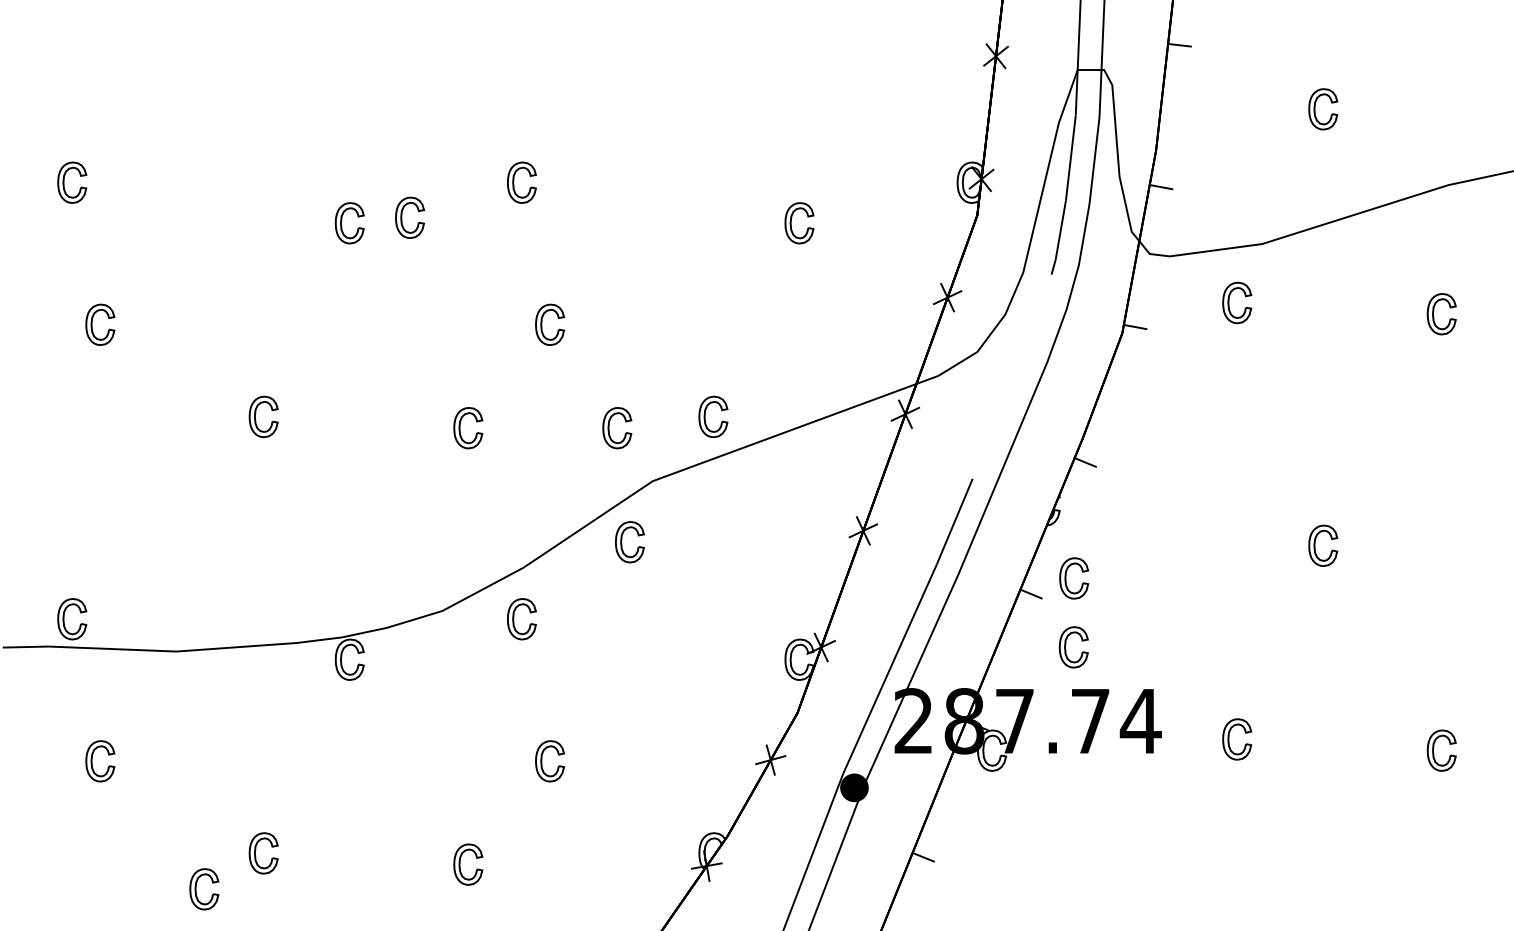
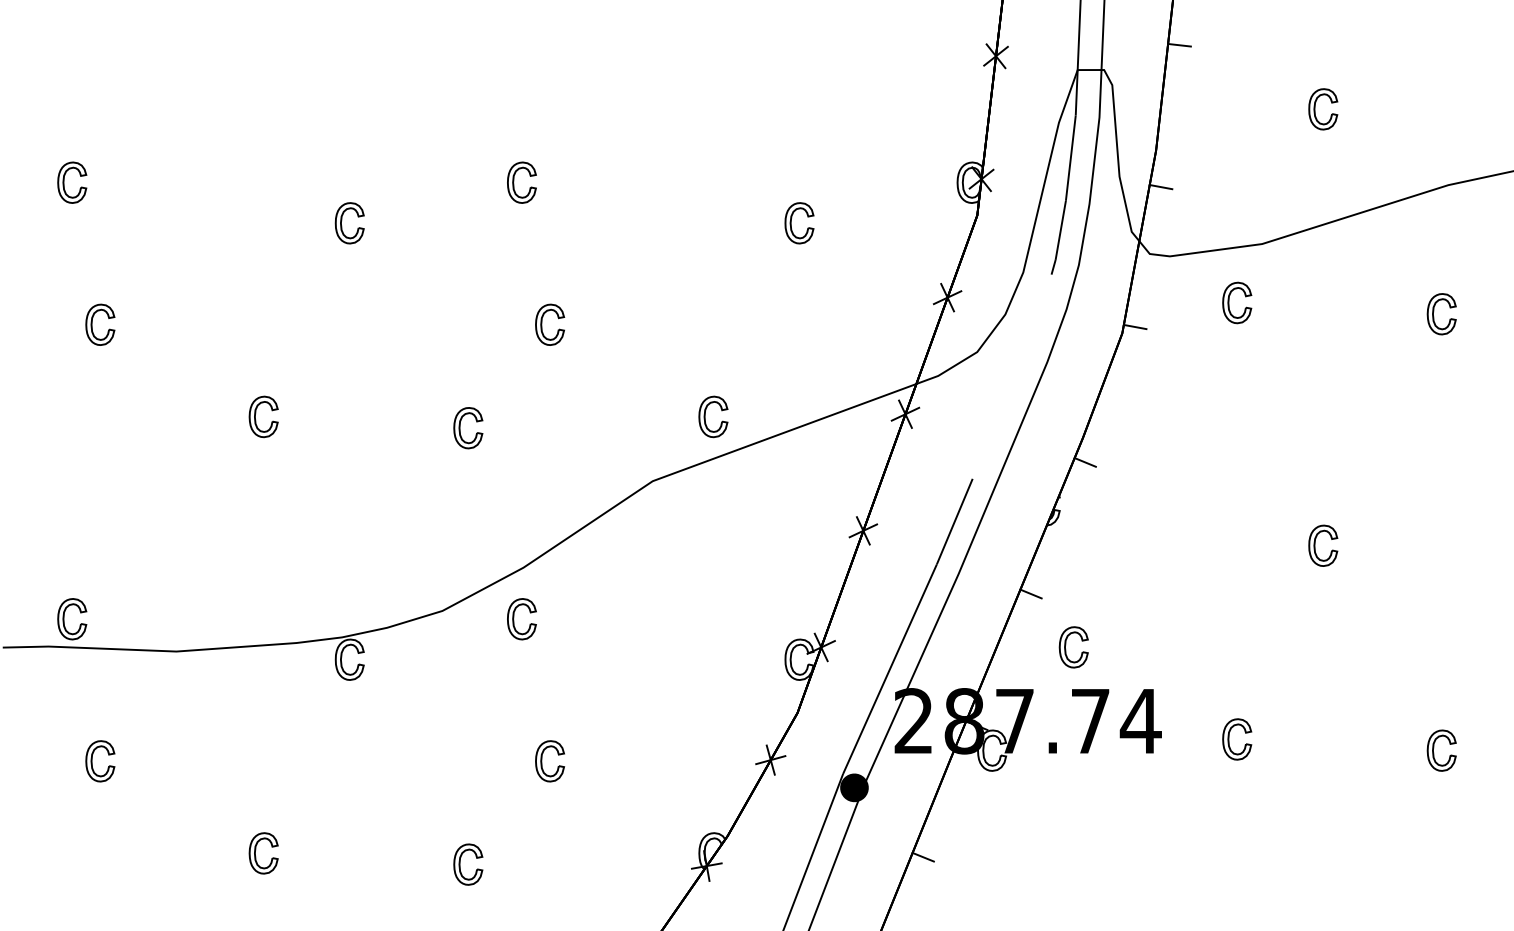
part: present -> none (402, 217)
part: present -> none (609, 428)
part: present -> none (622, 542)
part: present -> none (1066, 578)
part: present -> none (196, 889)
